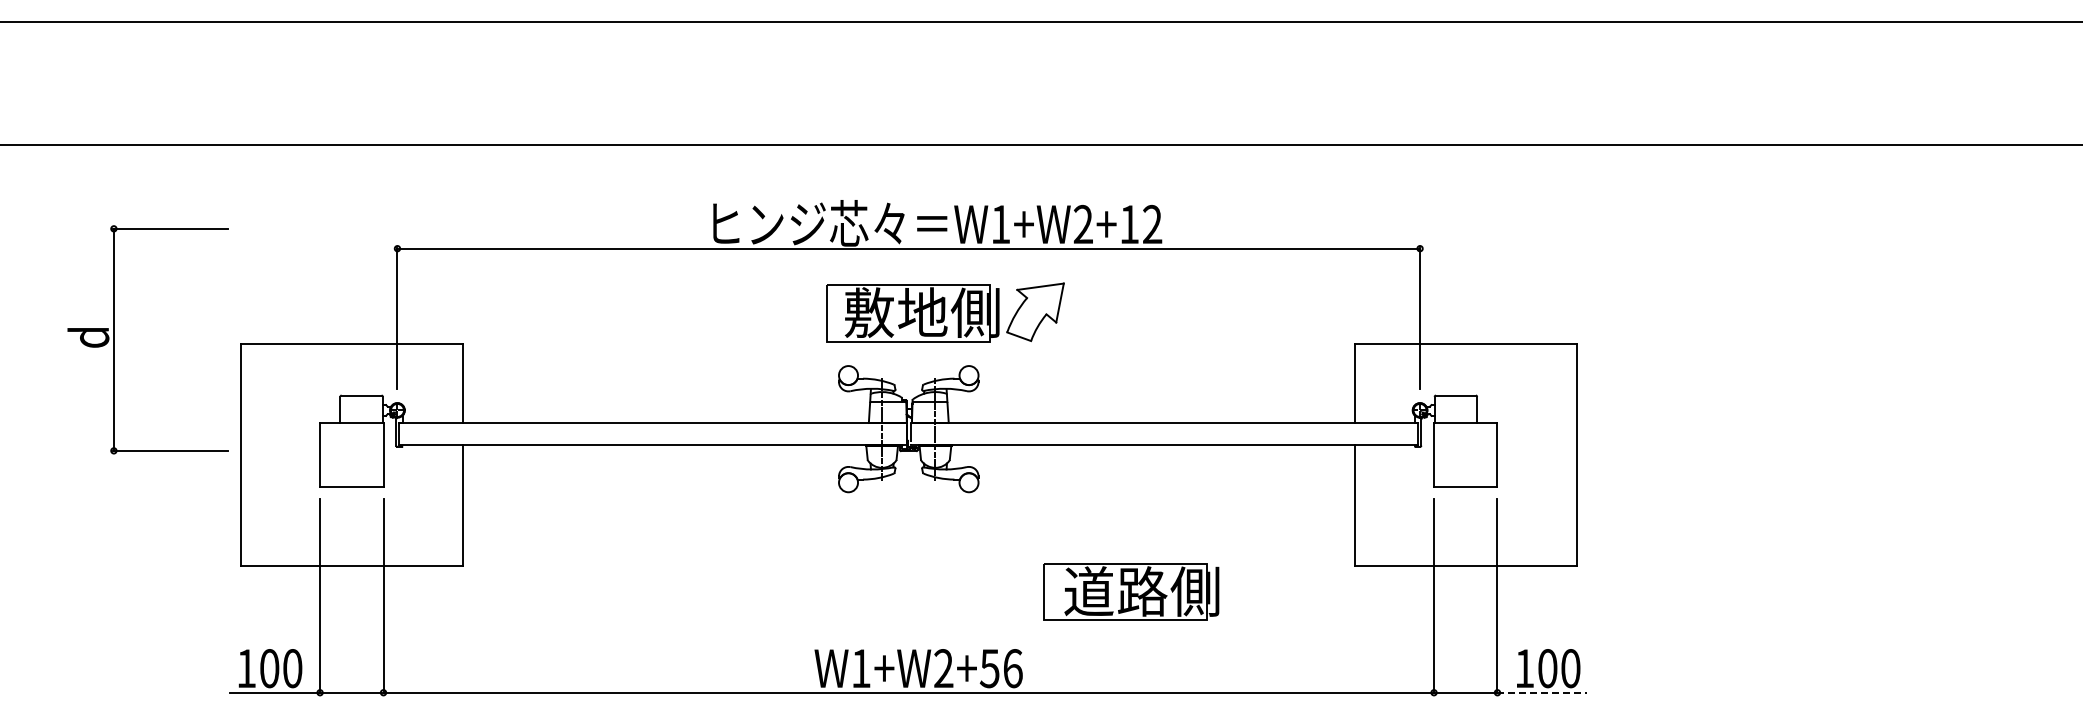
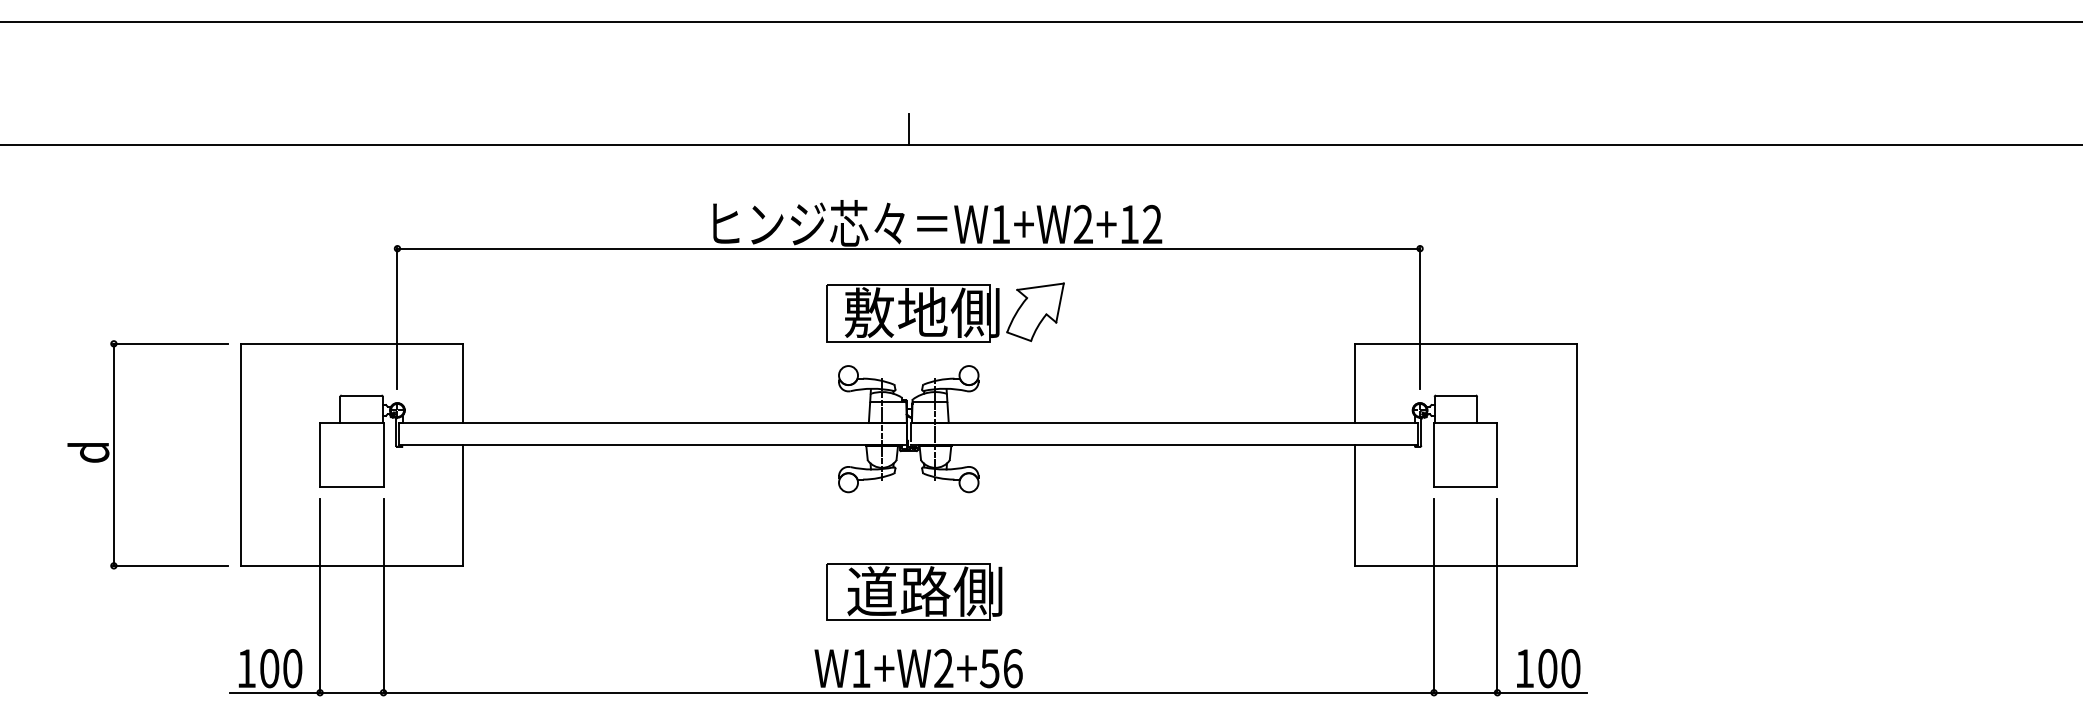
line: none -> present (908, 129)
part position: (114, 339) -> (114, 454) (114, 454)
part position: (1131, 591) -> (914, 591) (914, 591)
line: dashed -> solid (1542, 692)
